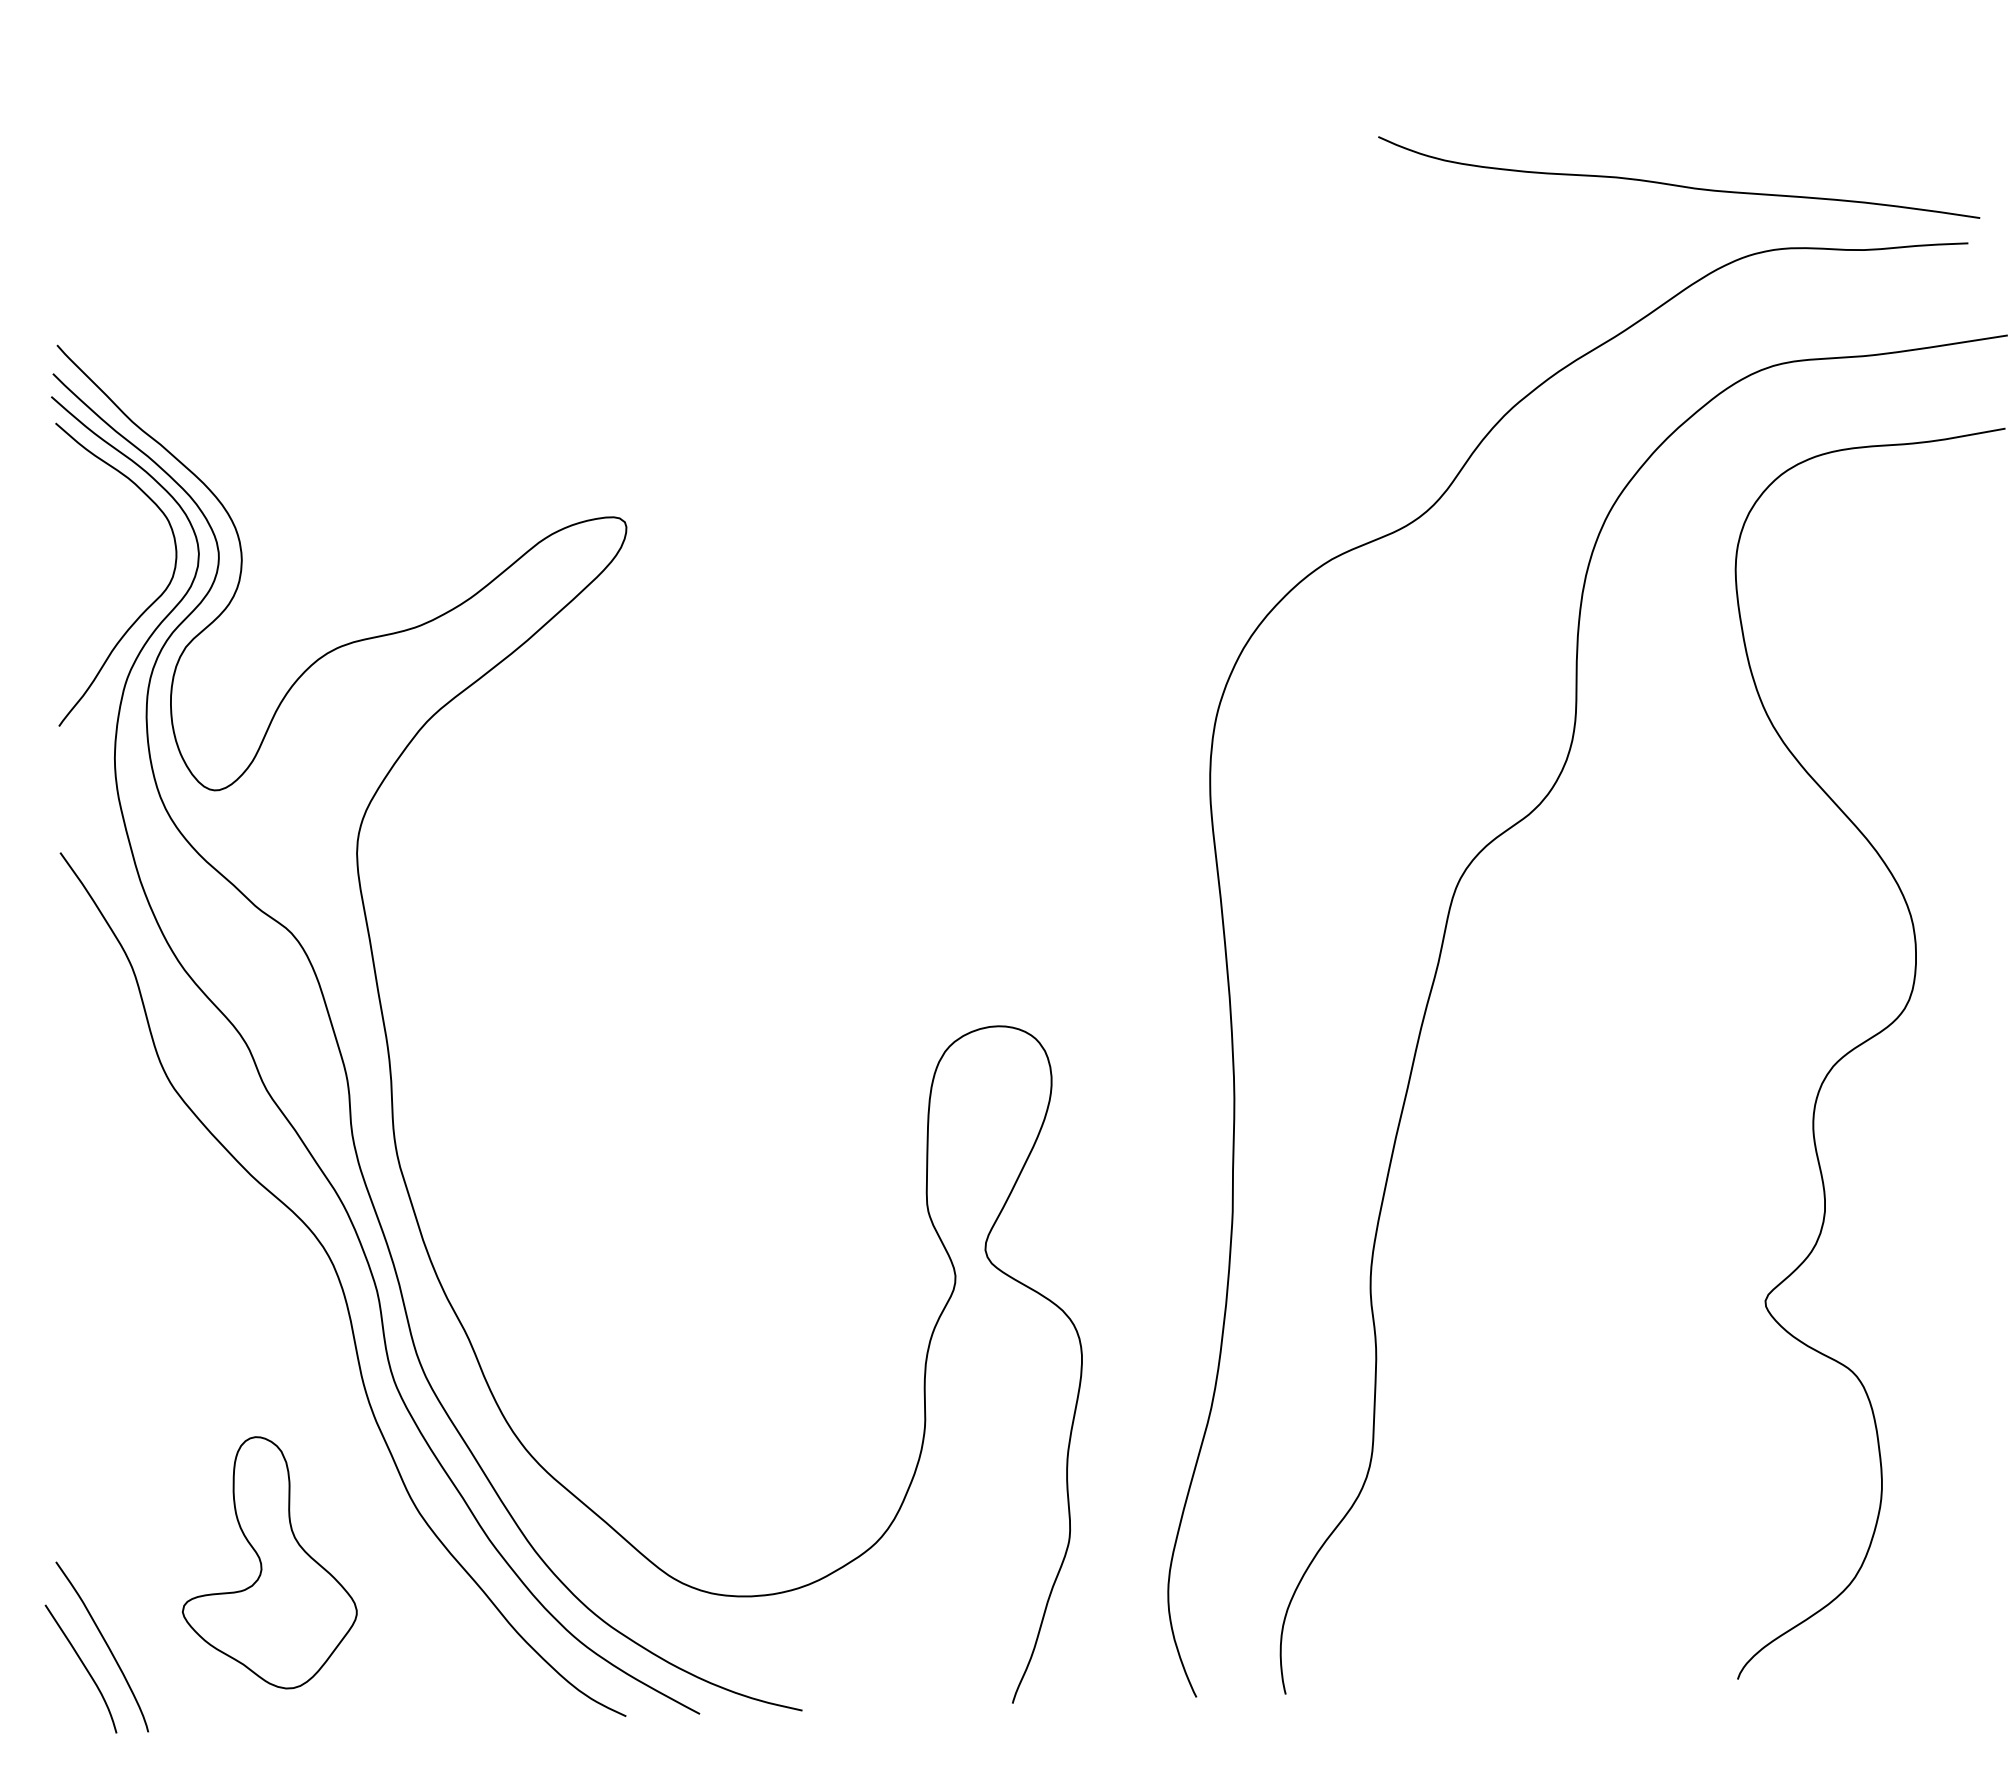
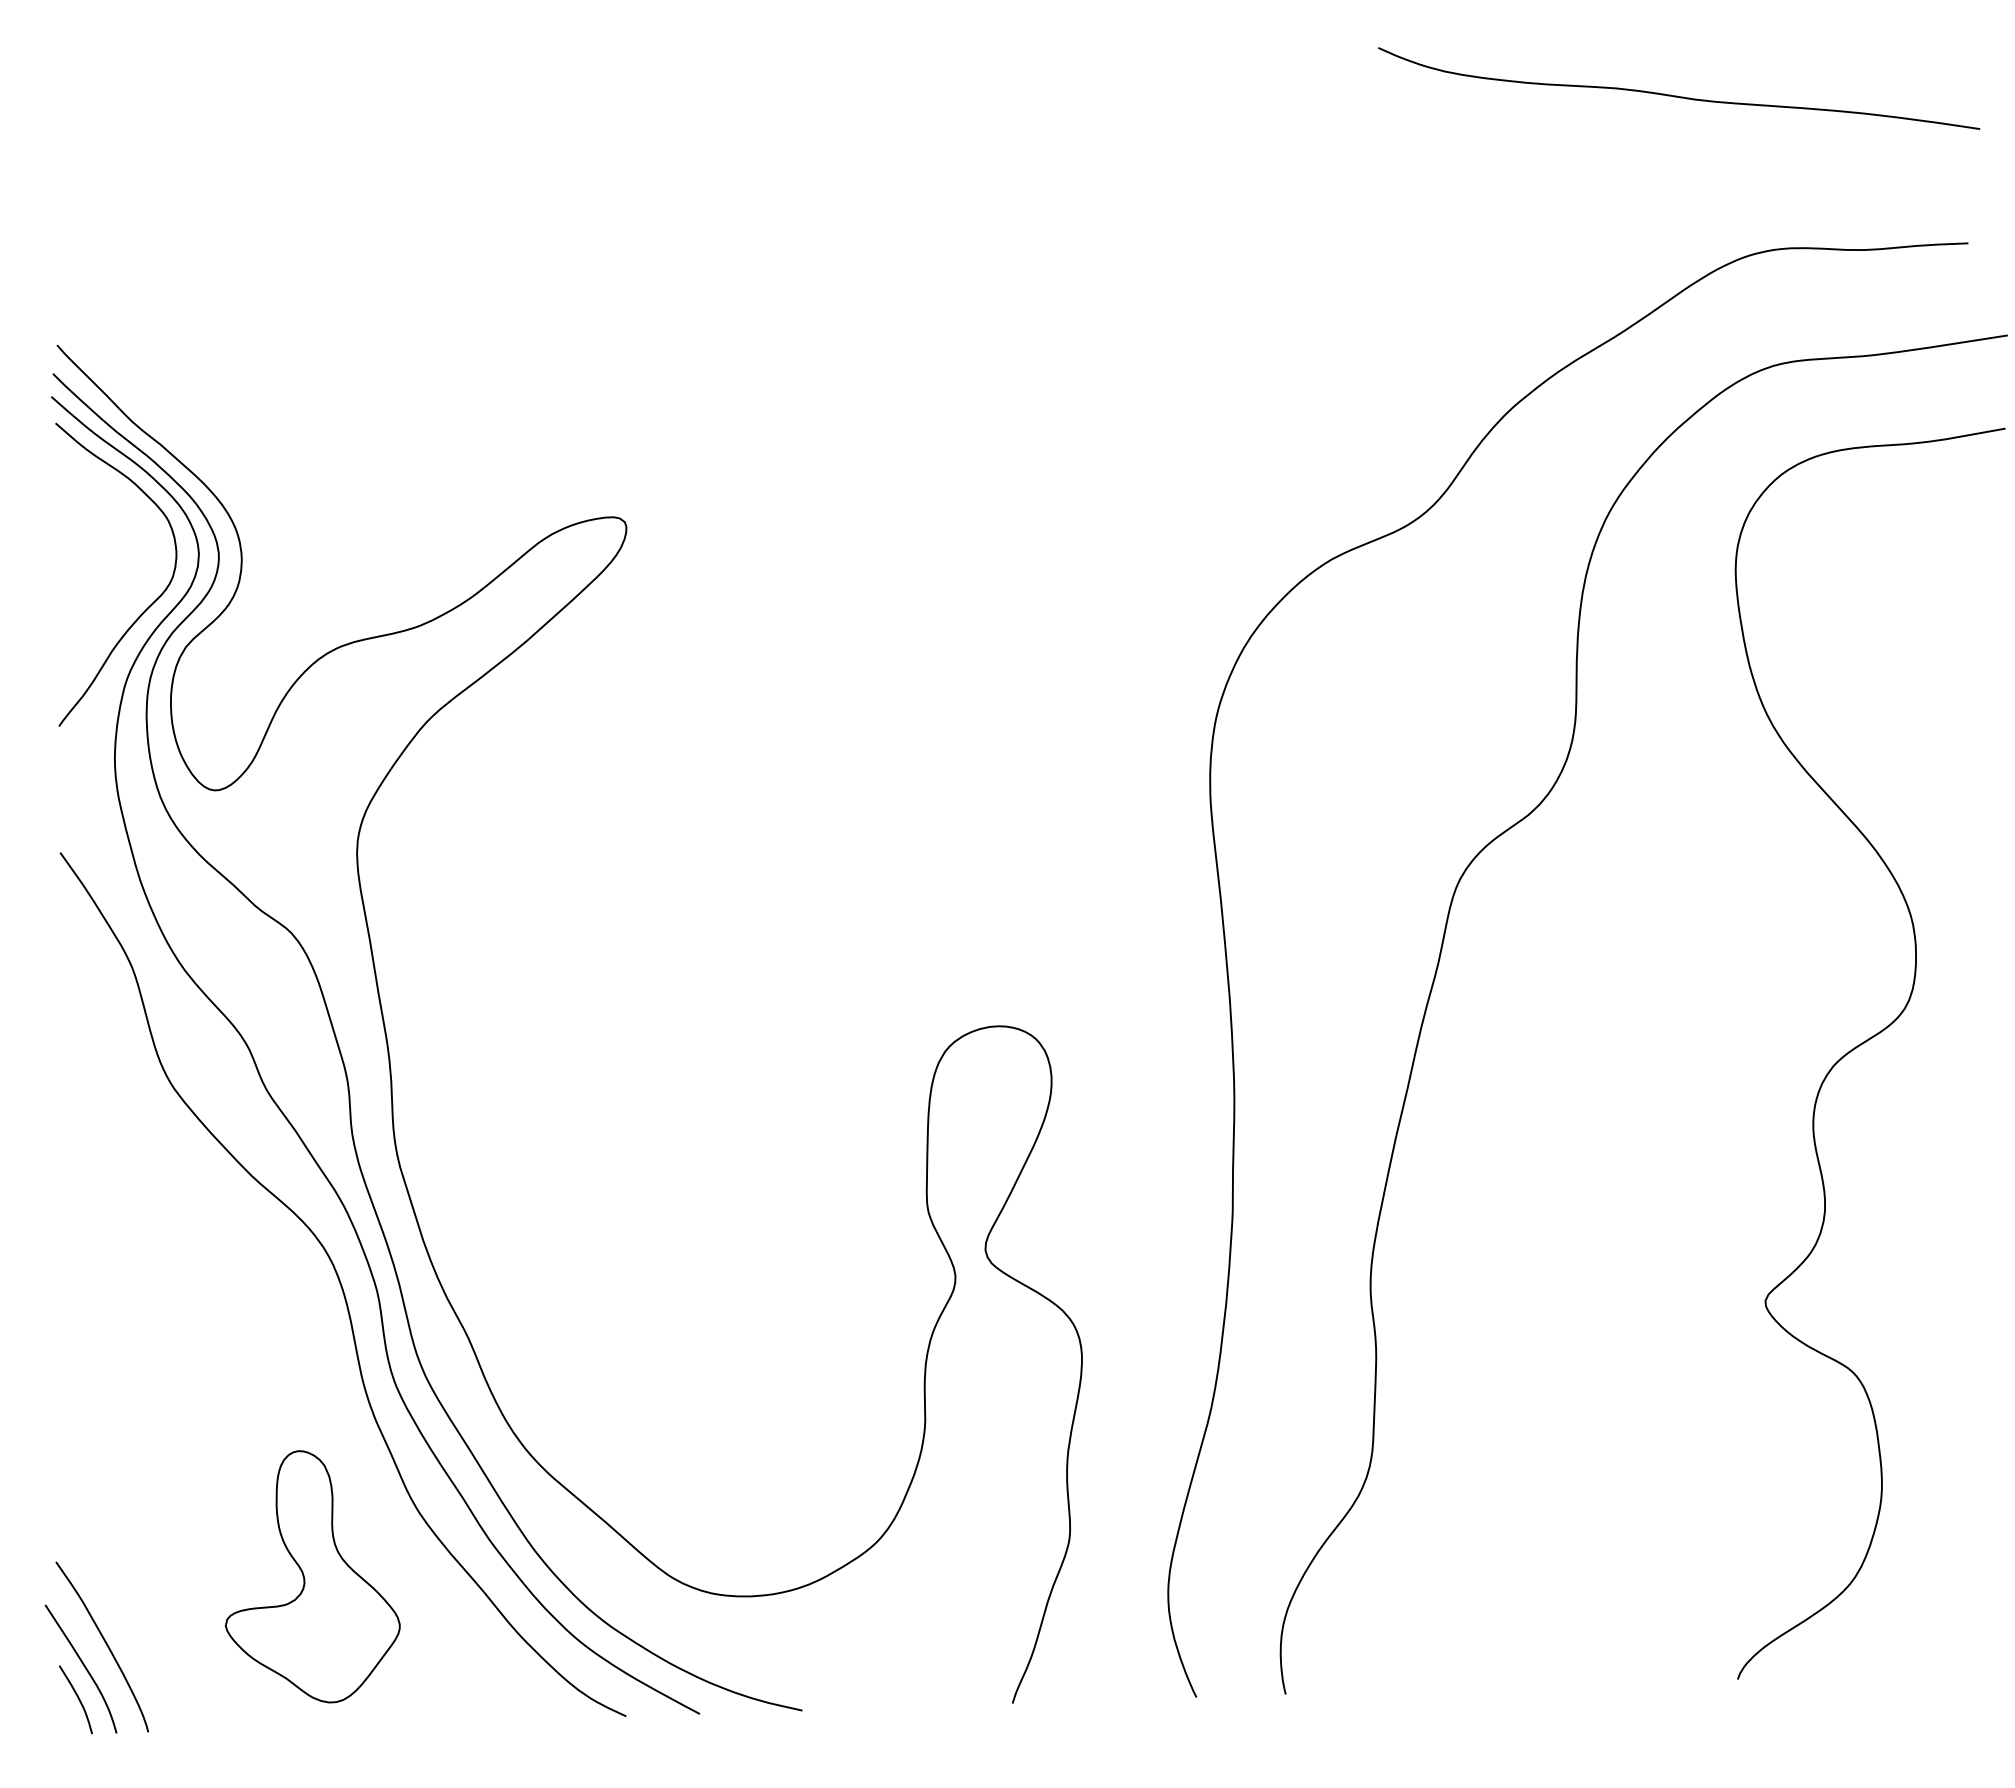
curve position: (1677, 184) -> (1677, 95) (1677, 95)
part position: (269, 1562) -> (312, 1576) (312, 1576)
curve: none -> present (77, 1698)
